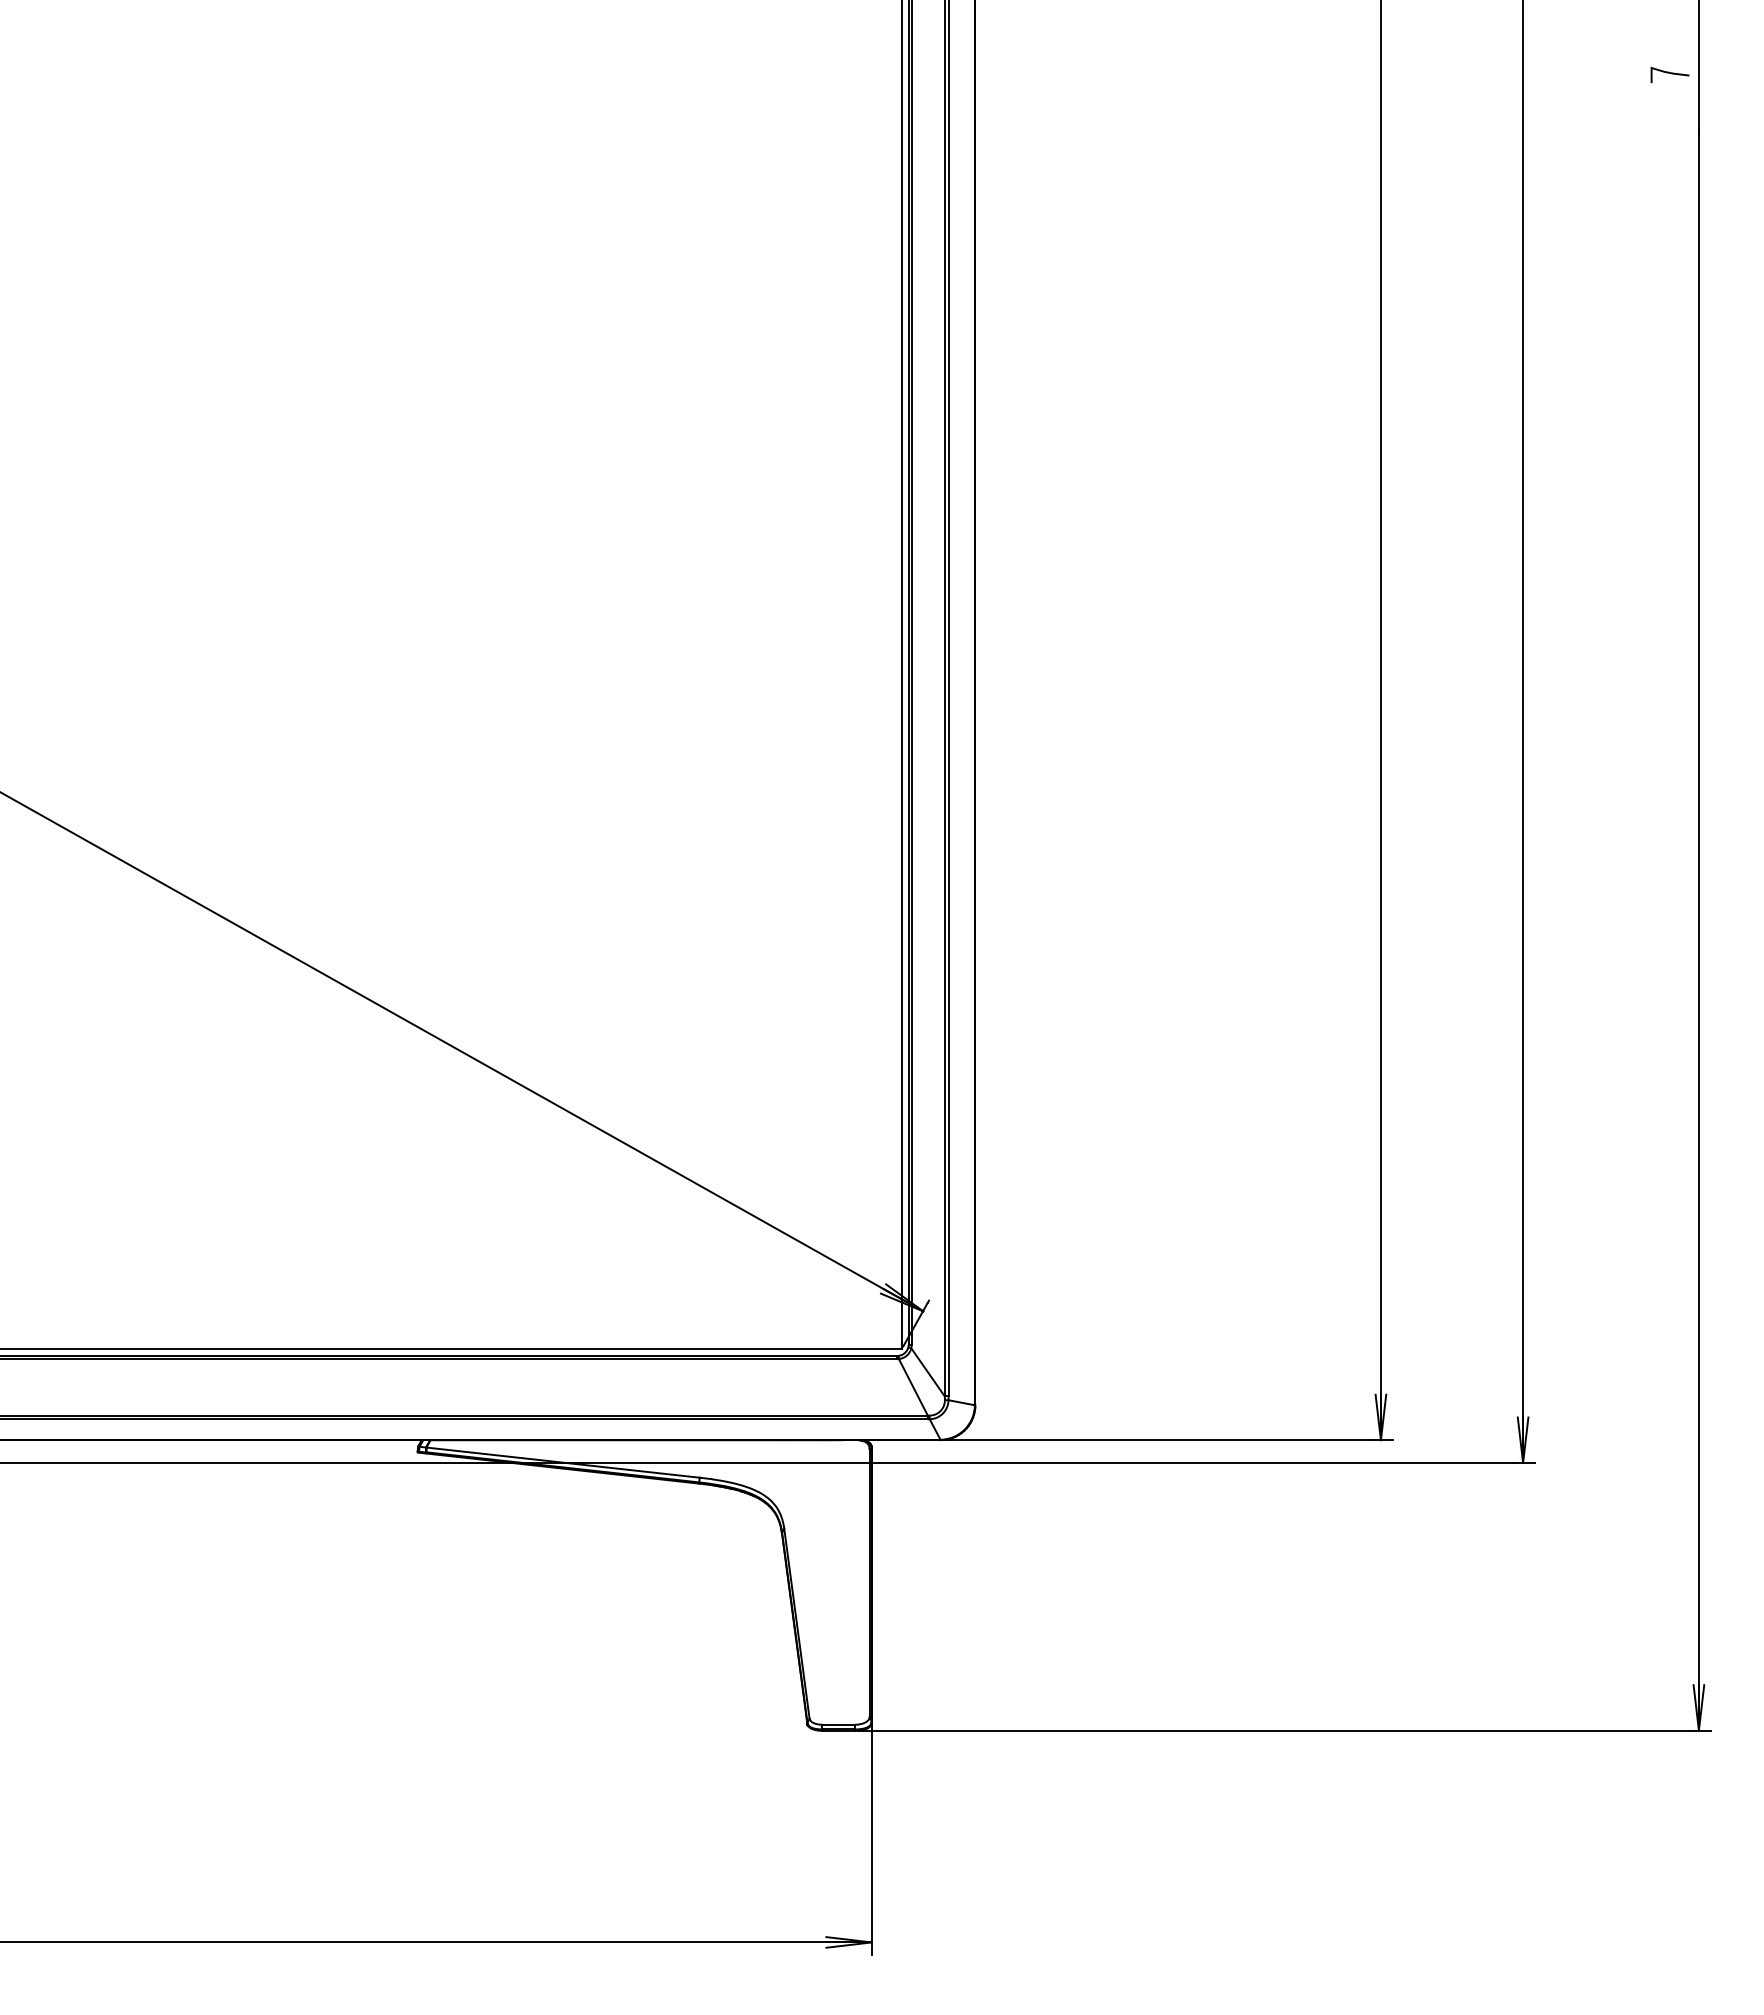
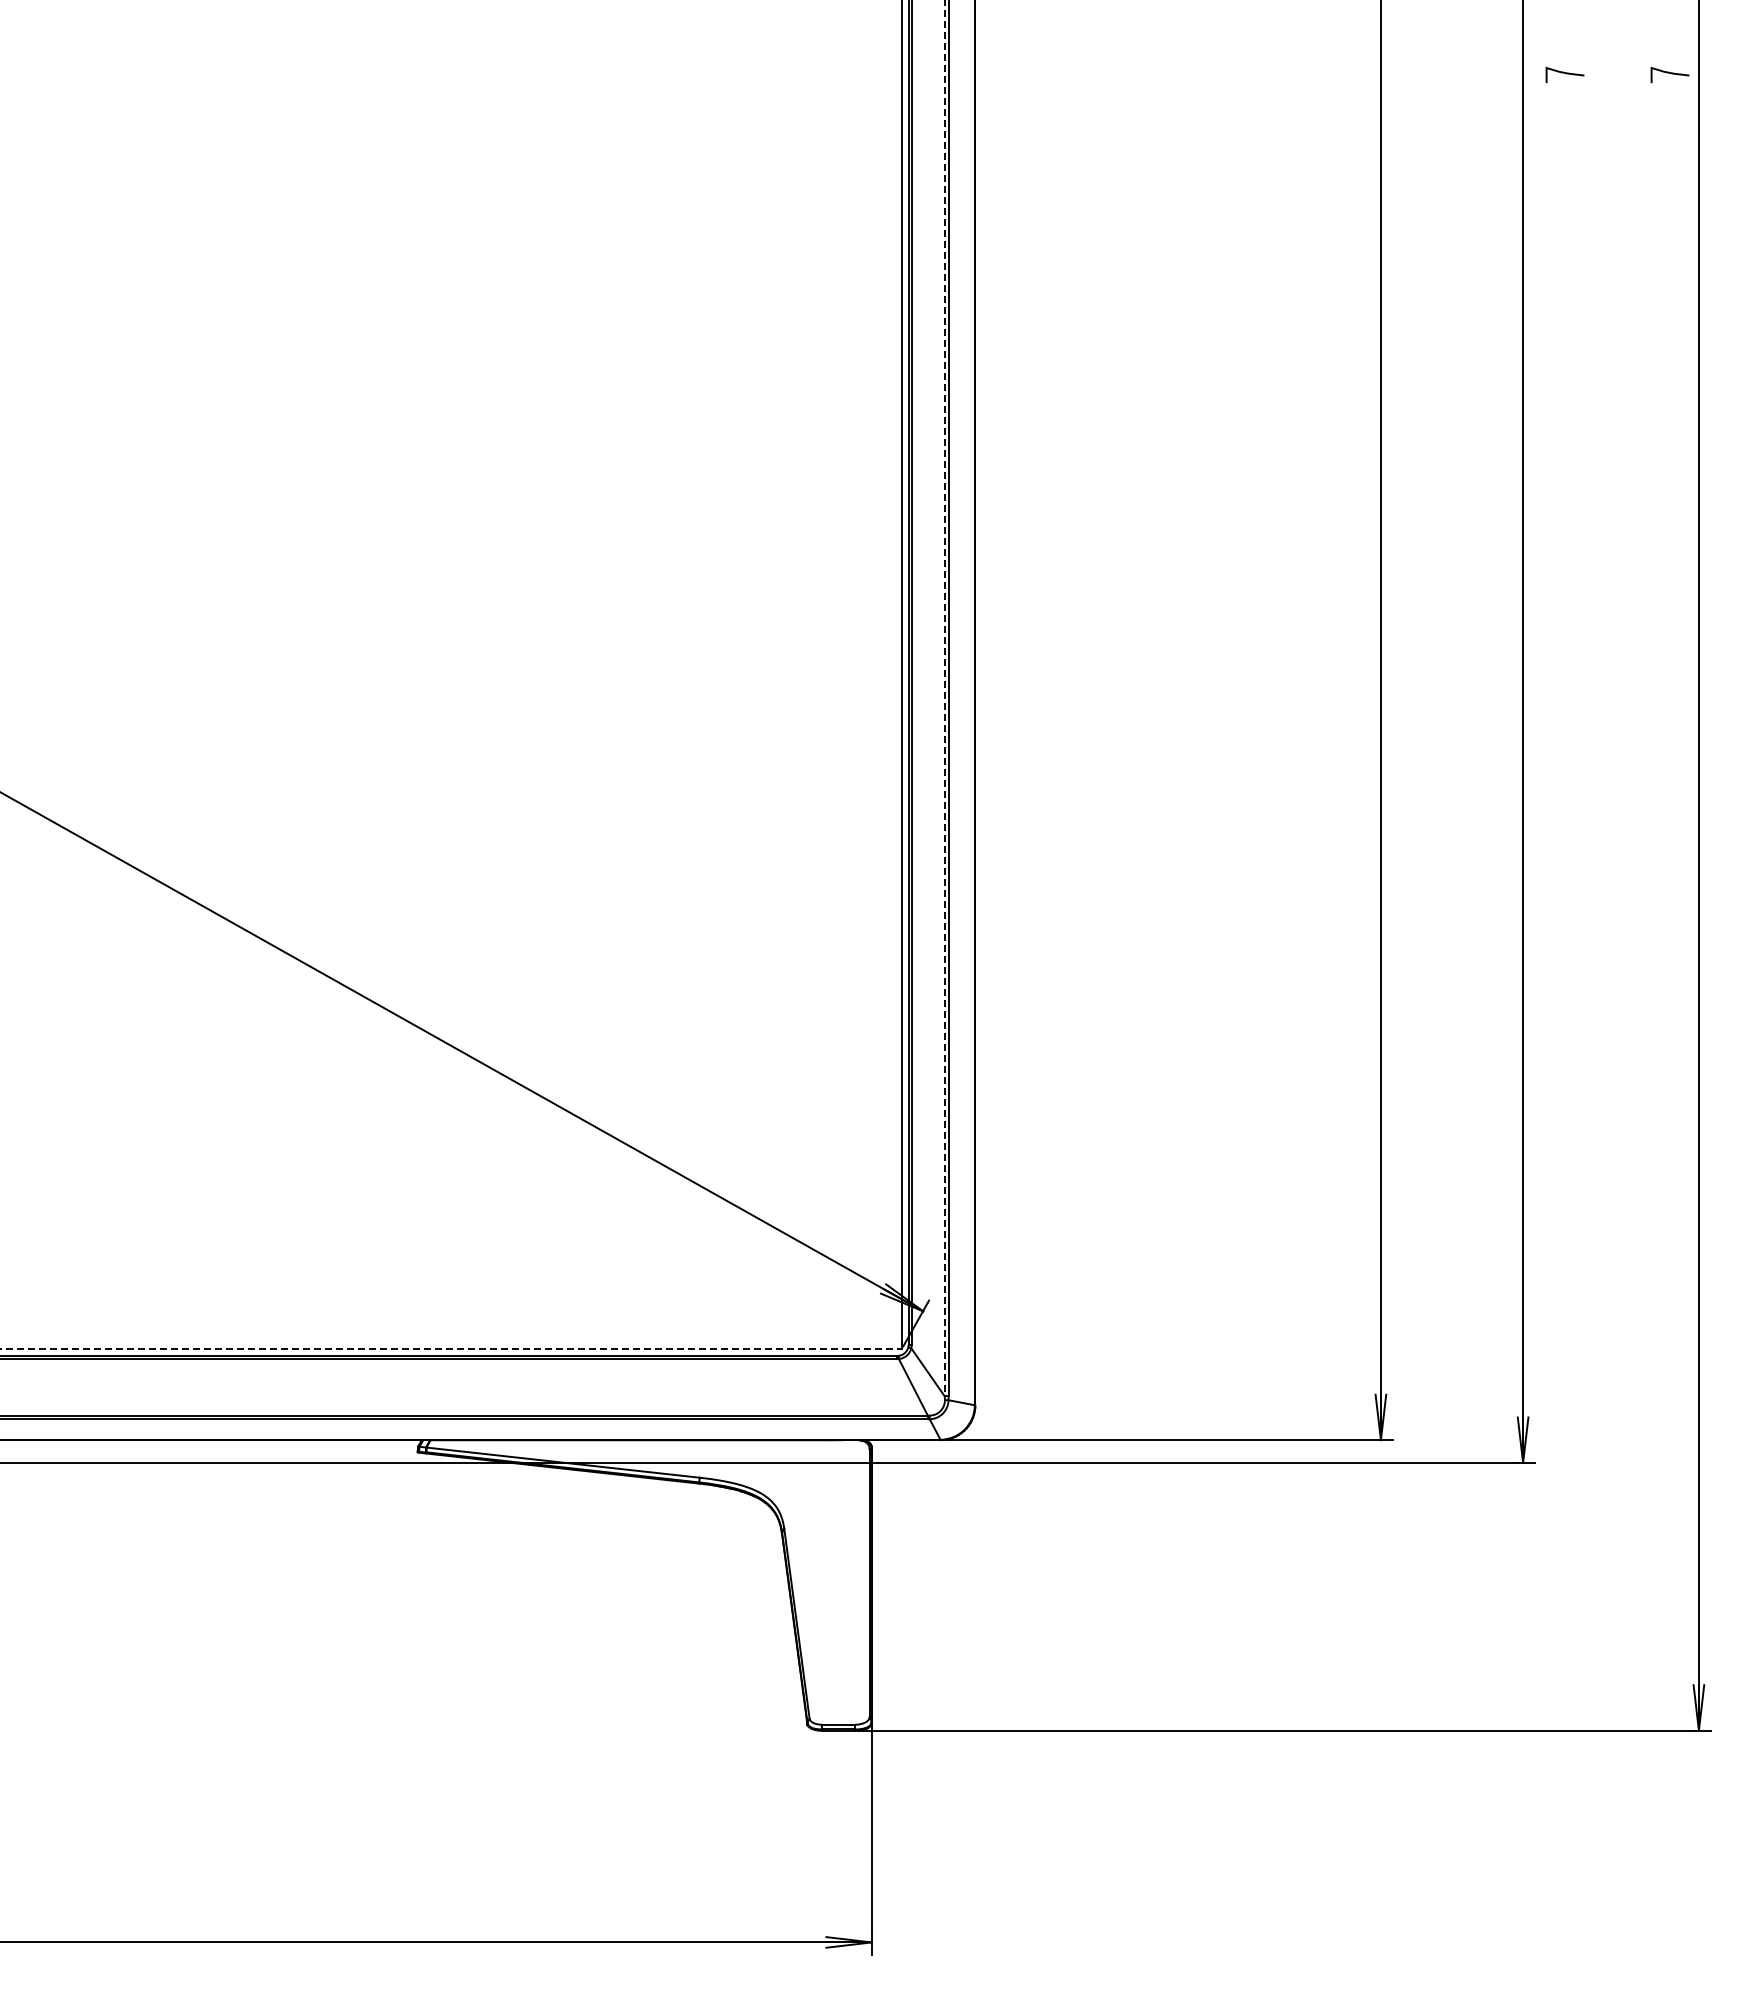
curve: none -> present (1564, 73)
line: solid -> dashed (944, 698)
line: solid -> dashed (451, 1349)
